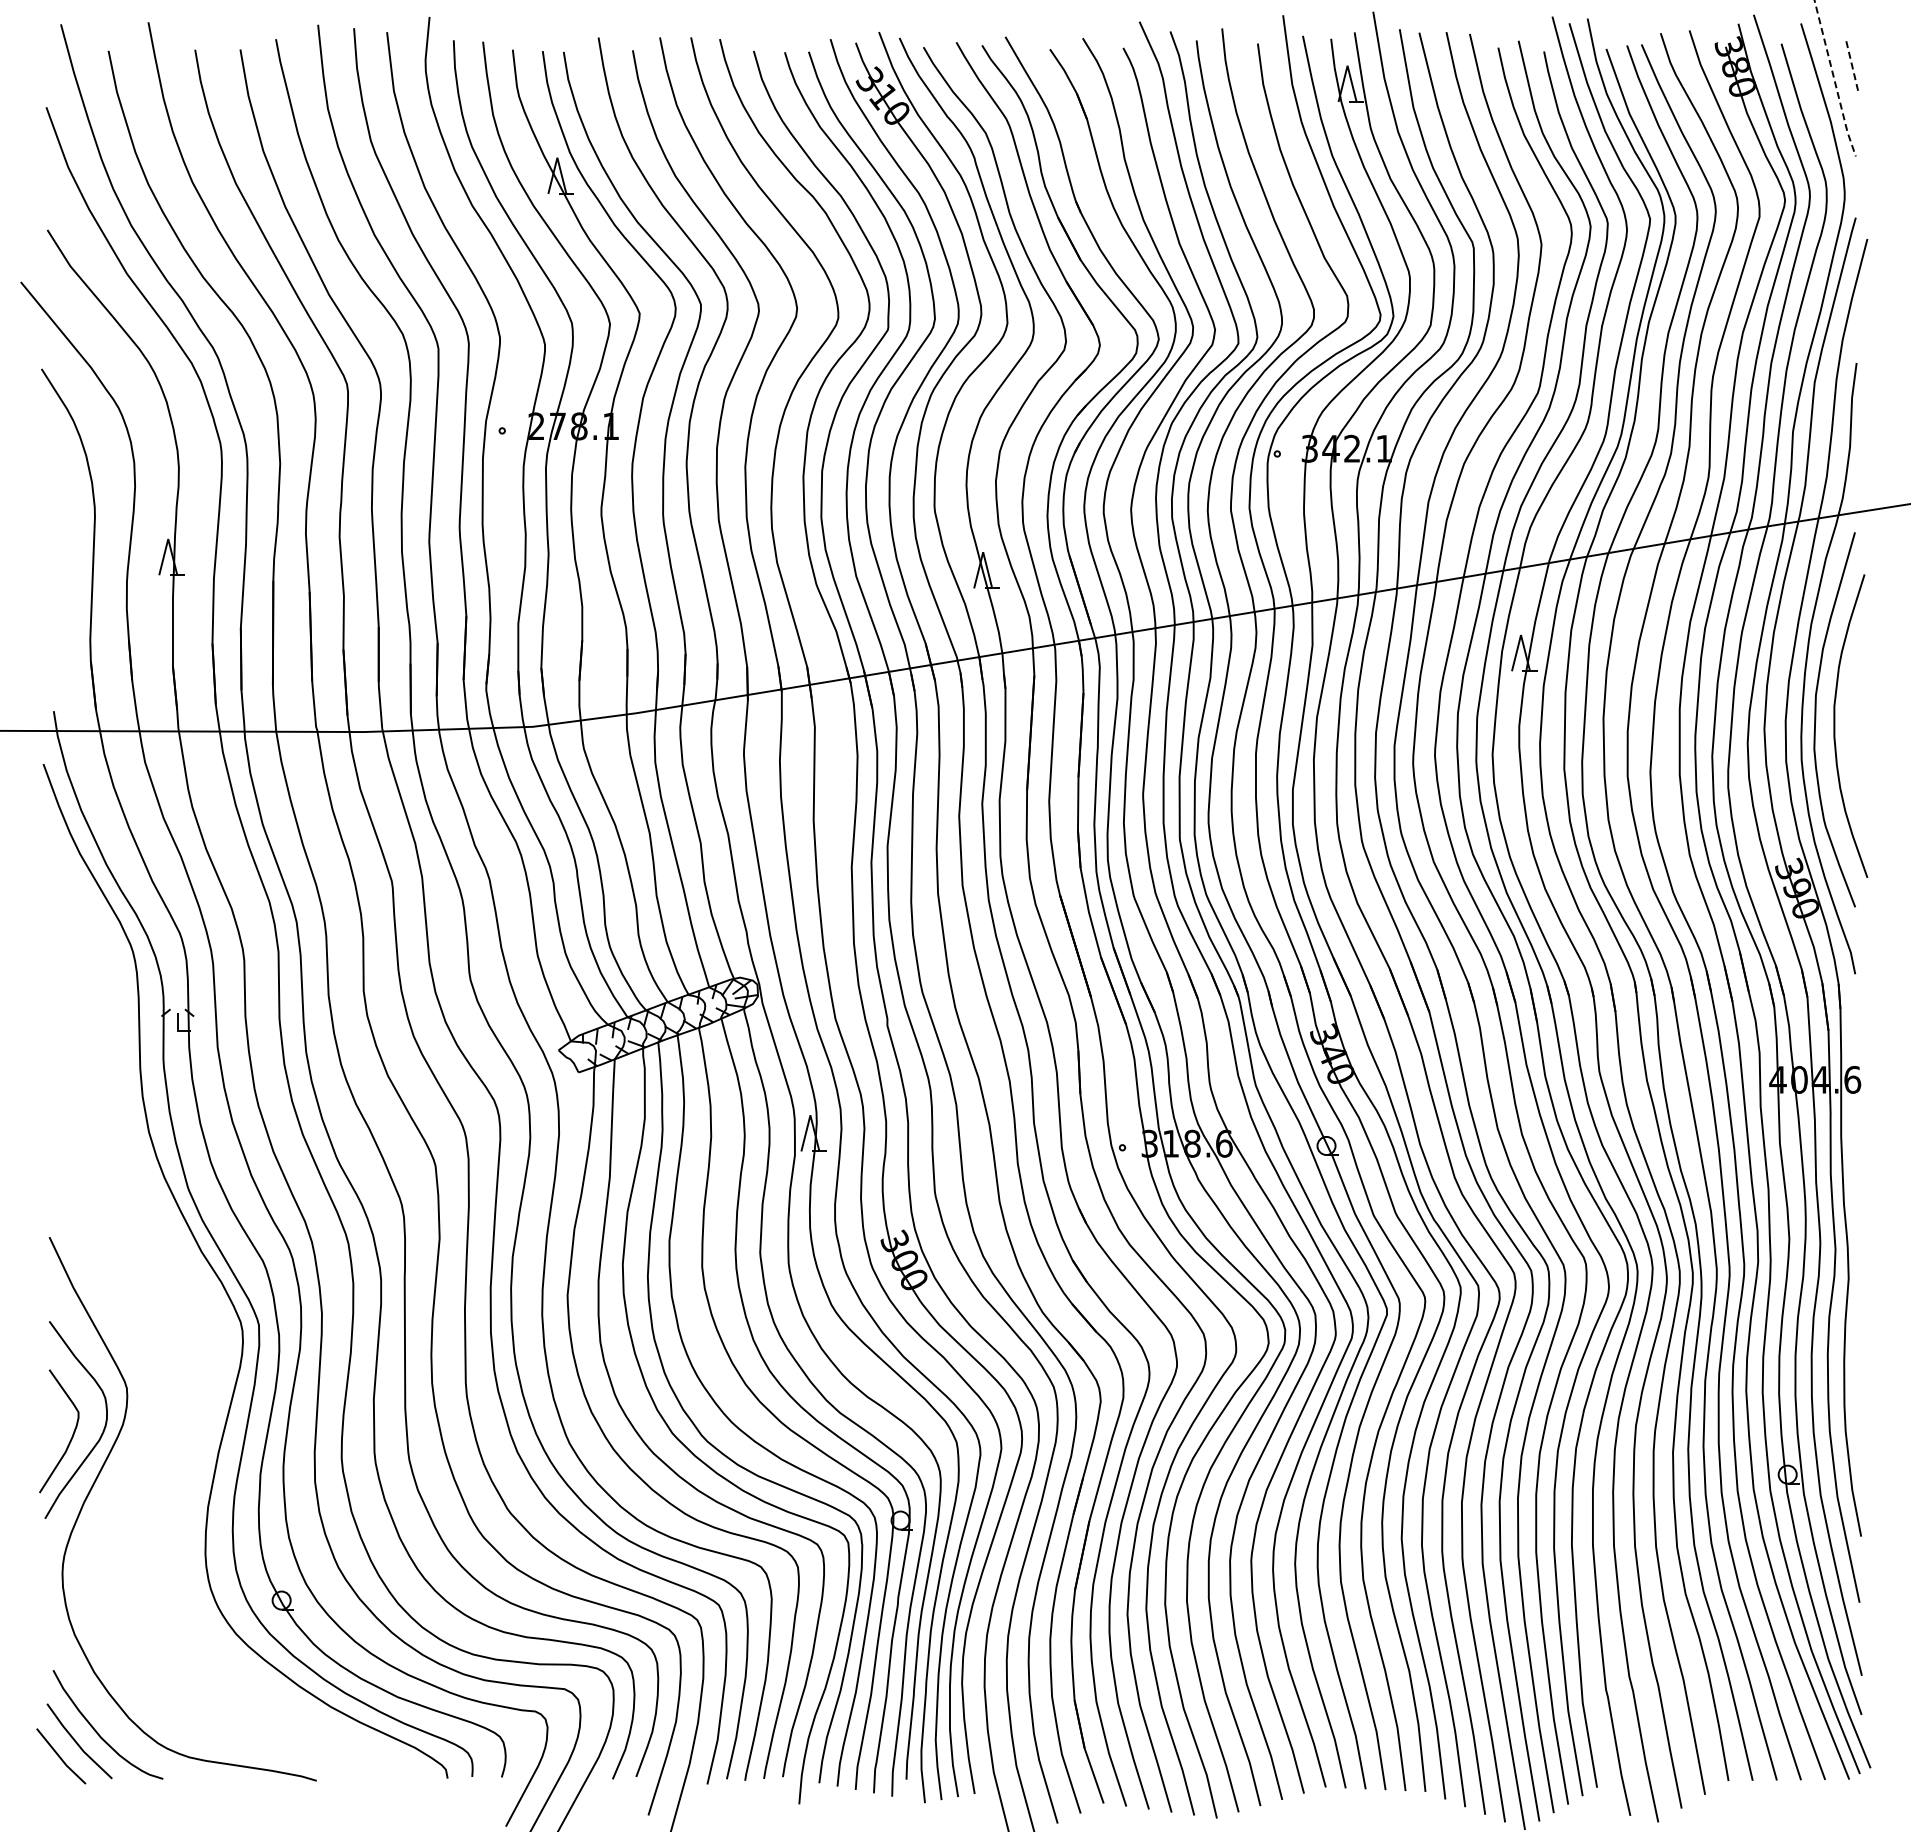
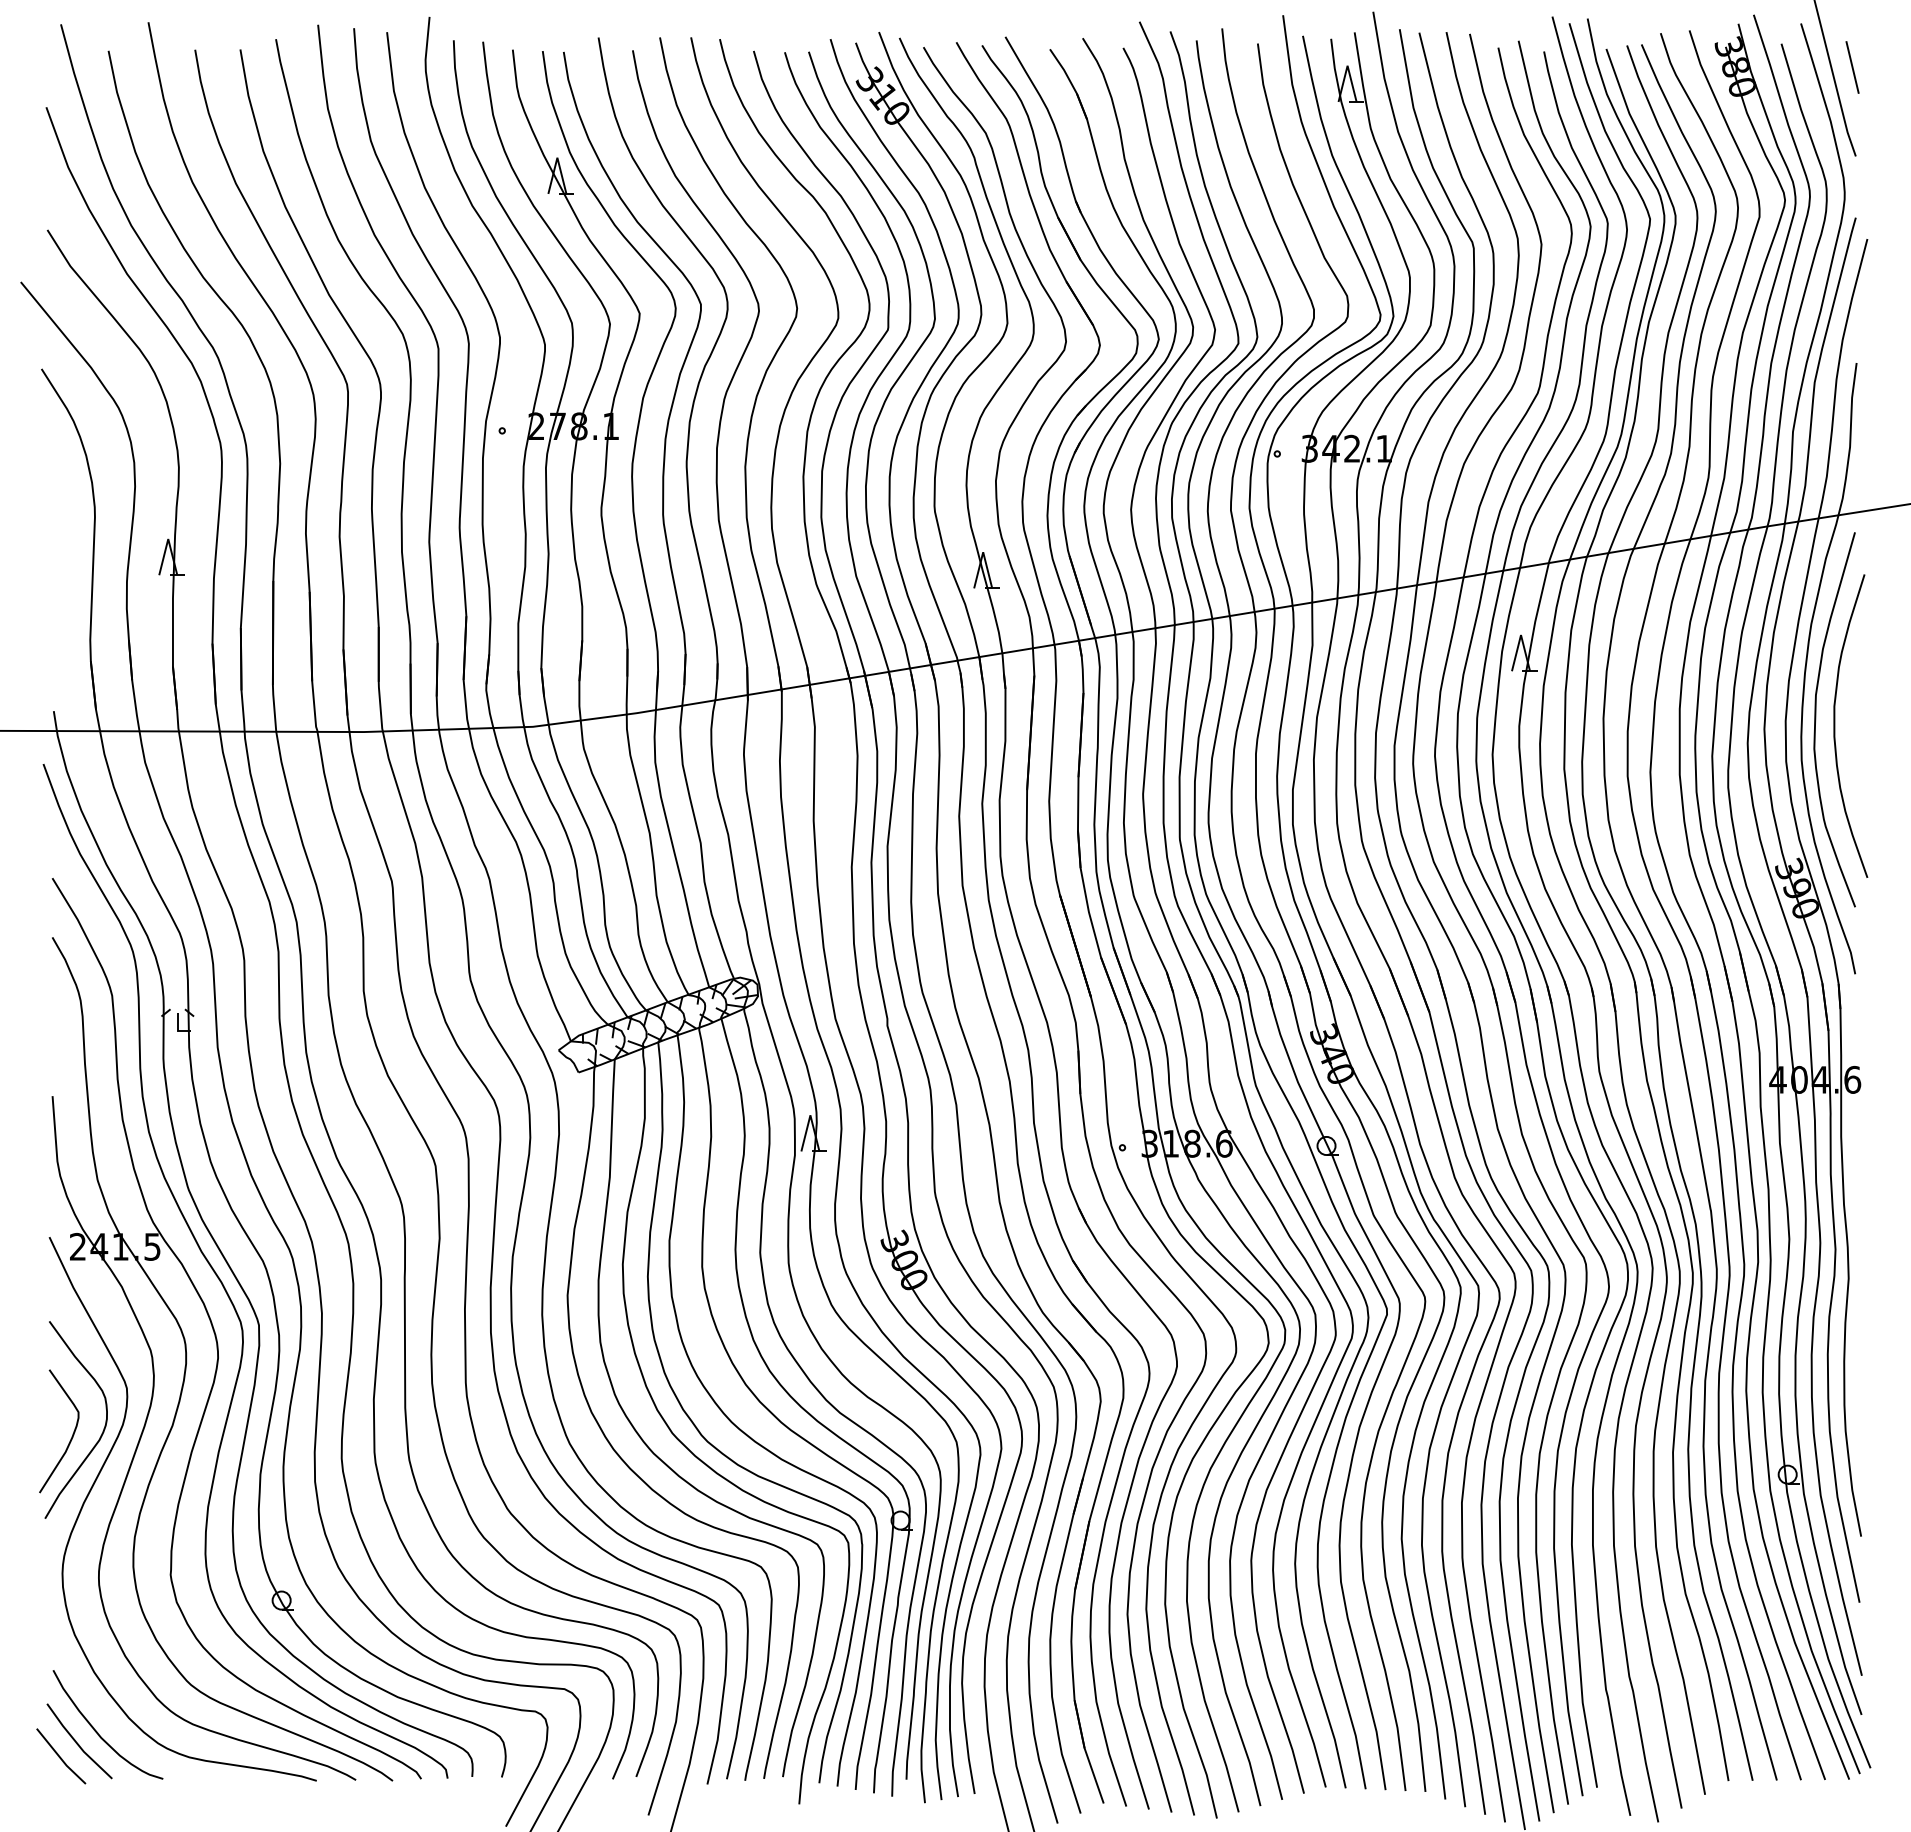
line: dashed -> solid (1852, 67)
line: dashed -> solid (1834, 80)
part: none -> present (216, 1334)
